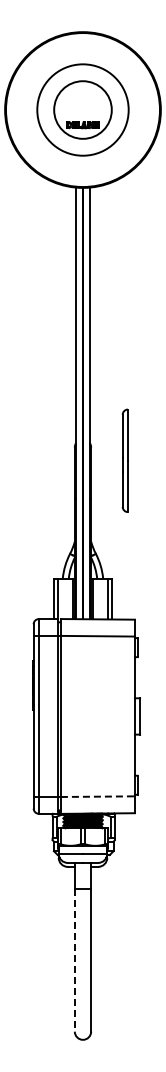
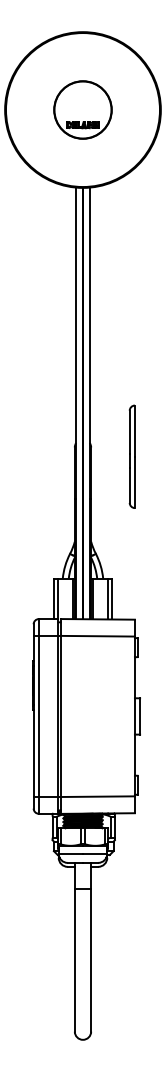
circle diameter: 91 px -> 57 px (82, 109)
part position: (124, 460) -> (131, 456) (131, 456)
line: dashed -> solid (97, 796)
line: dashed -> solid (74, 960)
